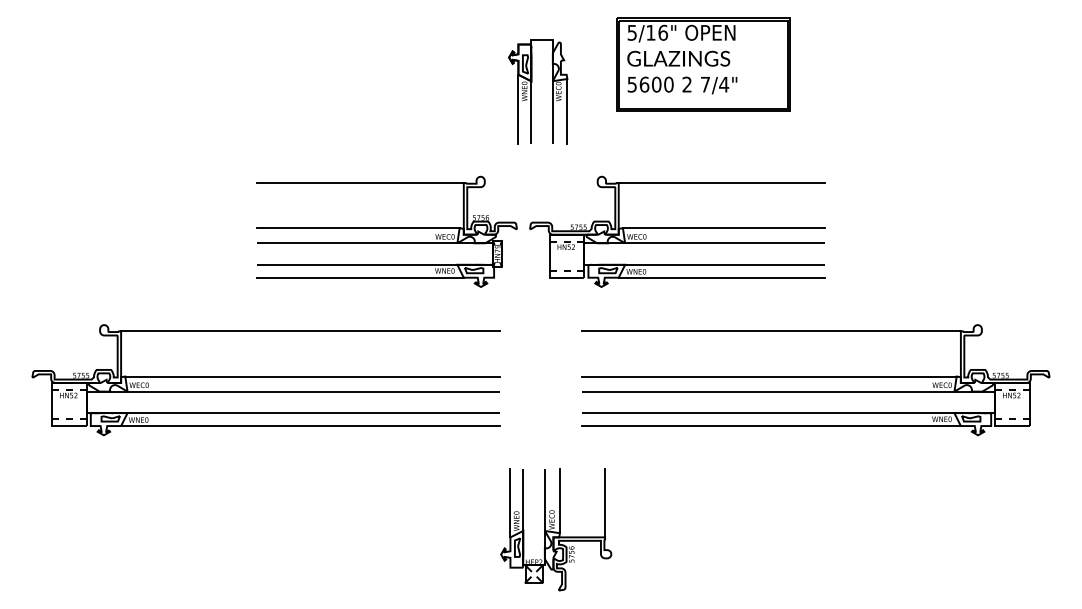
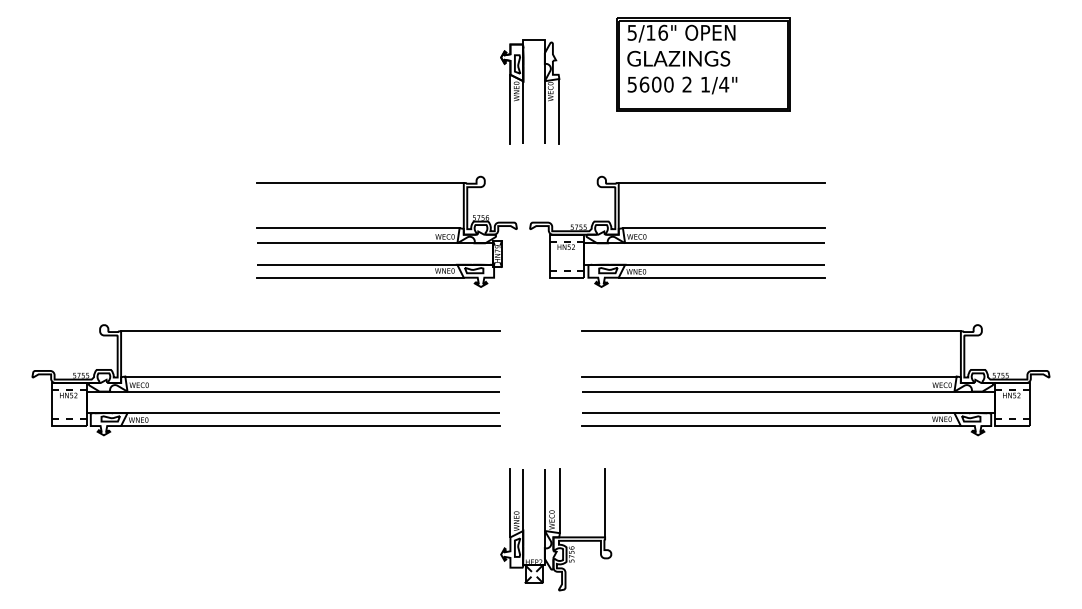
text: 7/4" -> 1/4" (705, 84)
part position: (531, 91) -> (523, 91) (523, 91)
